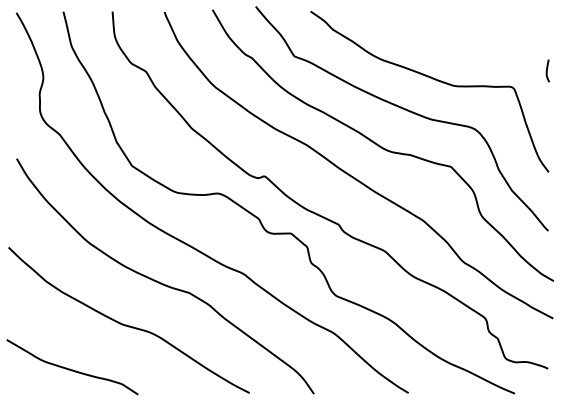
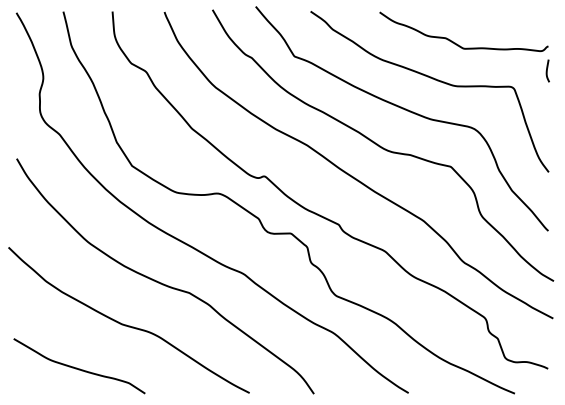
curve: none -> present (455, 42)
curve position: (72, 369) -> (79, 368) (79, 368)
